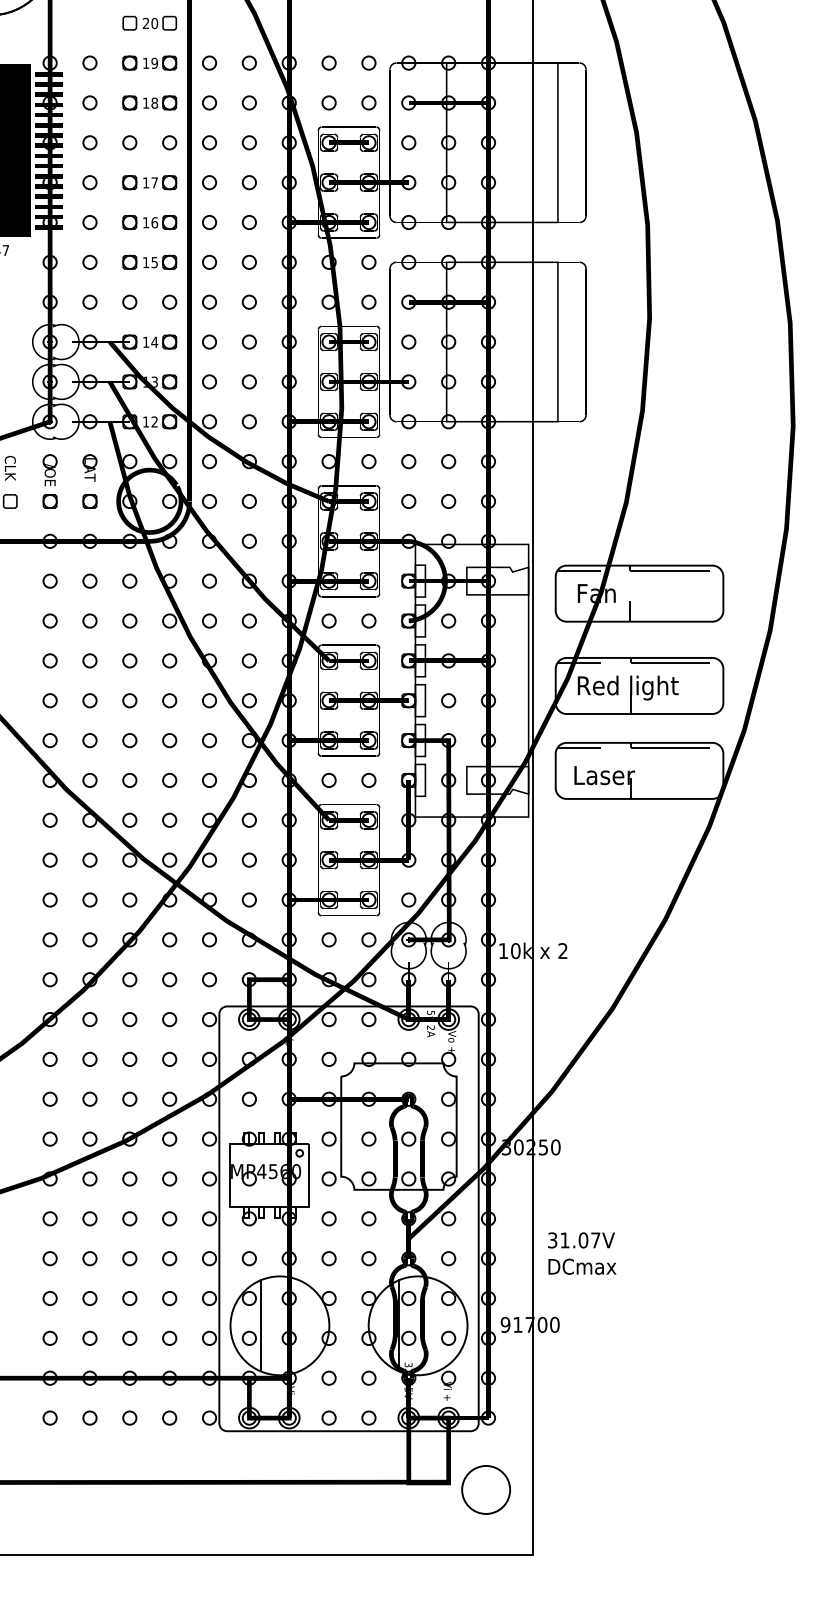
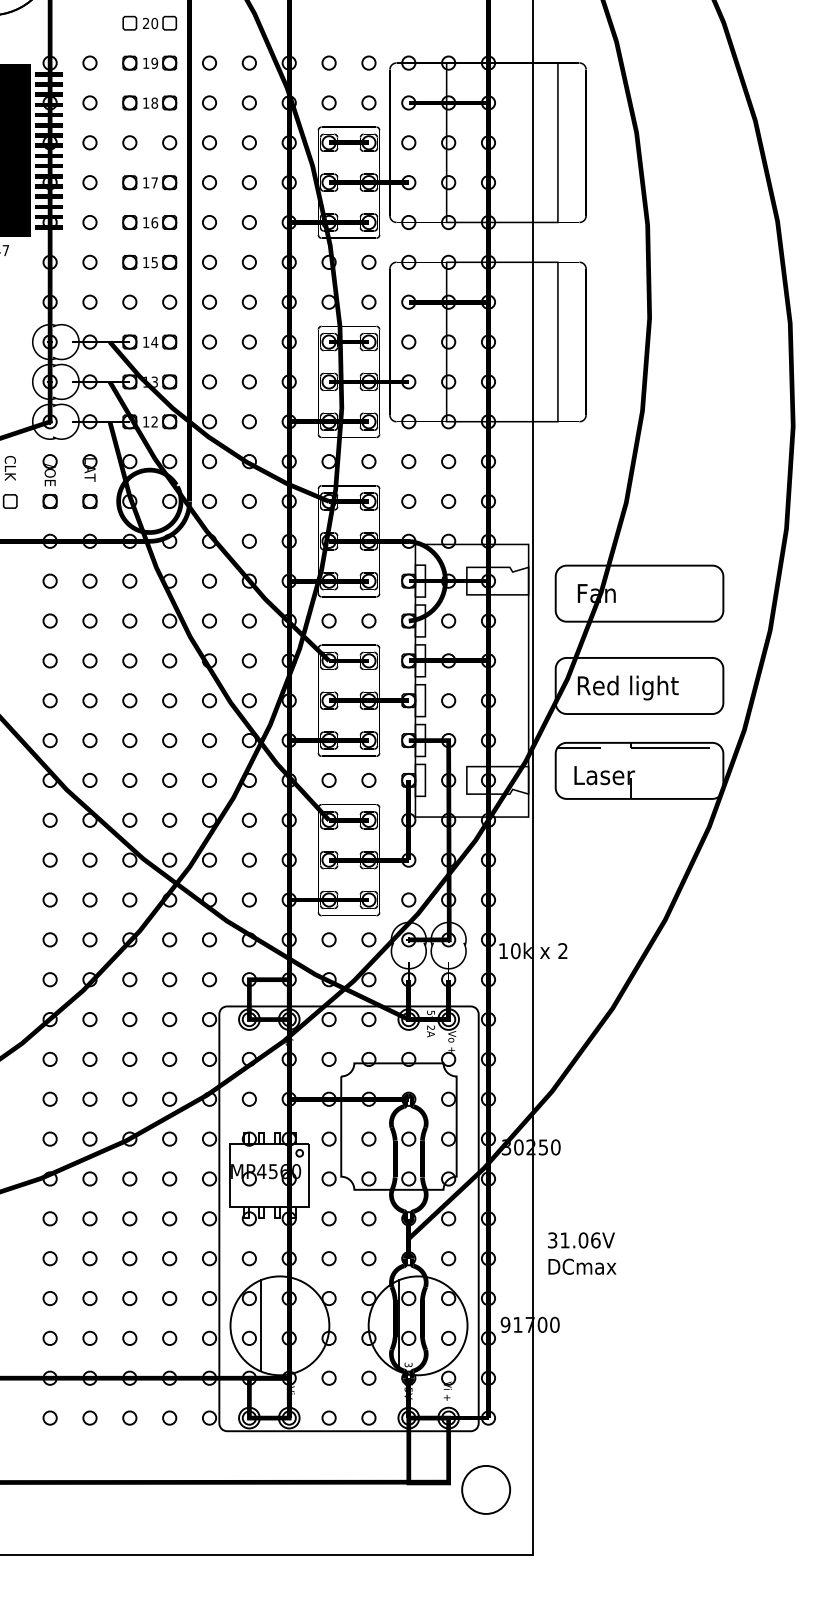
hatch: present -> none (633, 593)
hatch: present -> none (633, 685)
text: 31.07V -> 31.06V (595, 1240)
